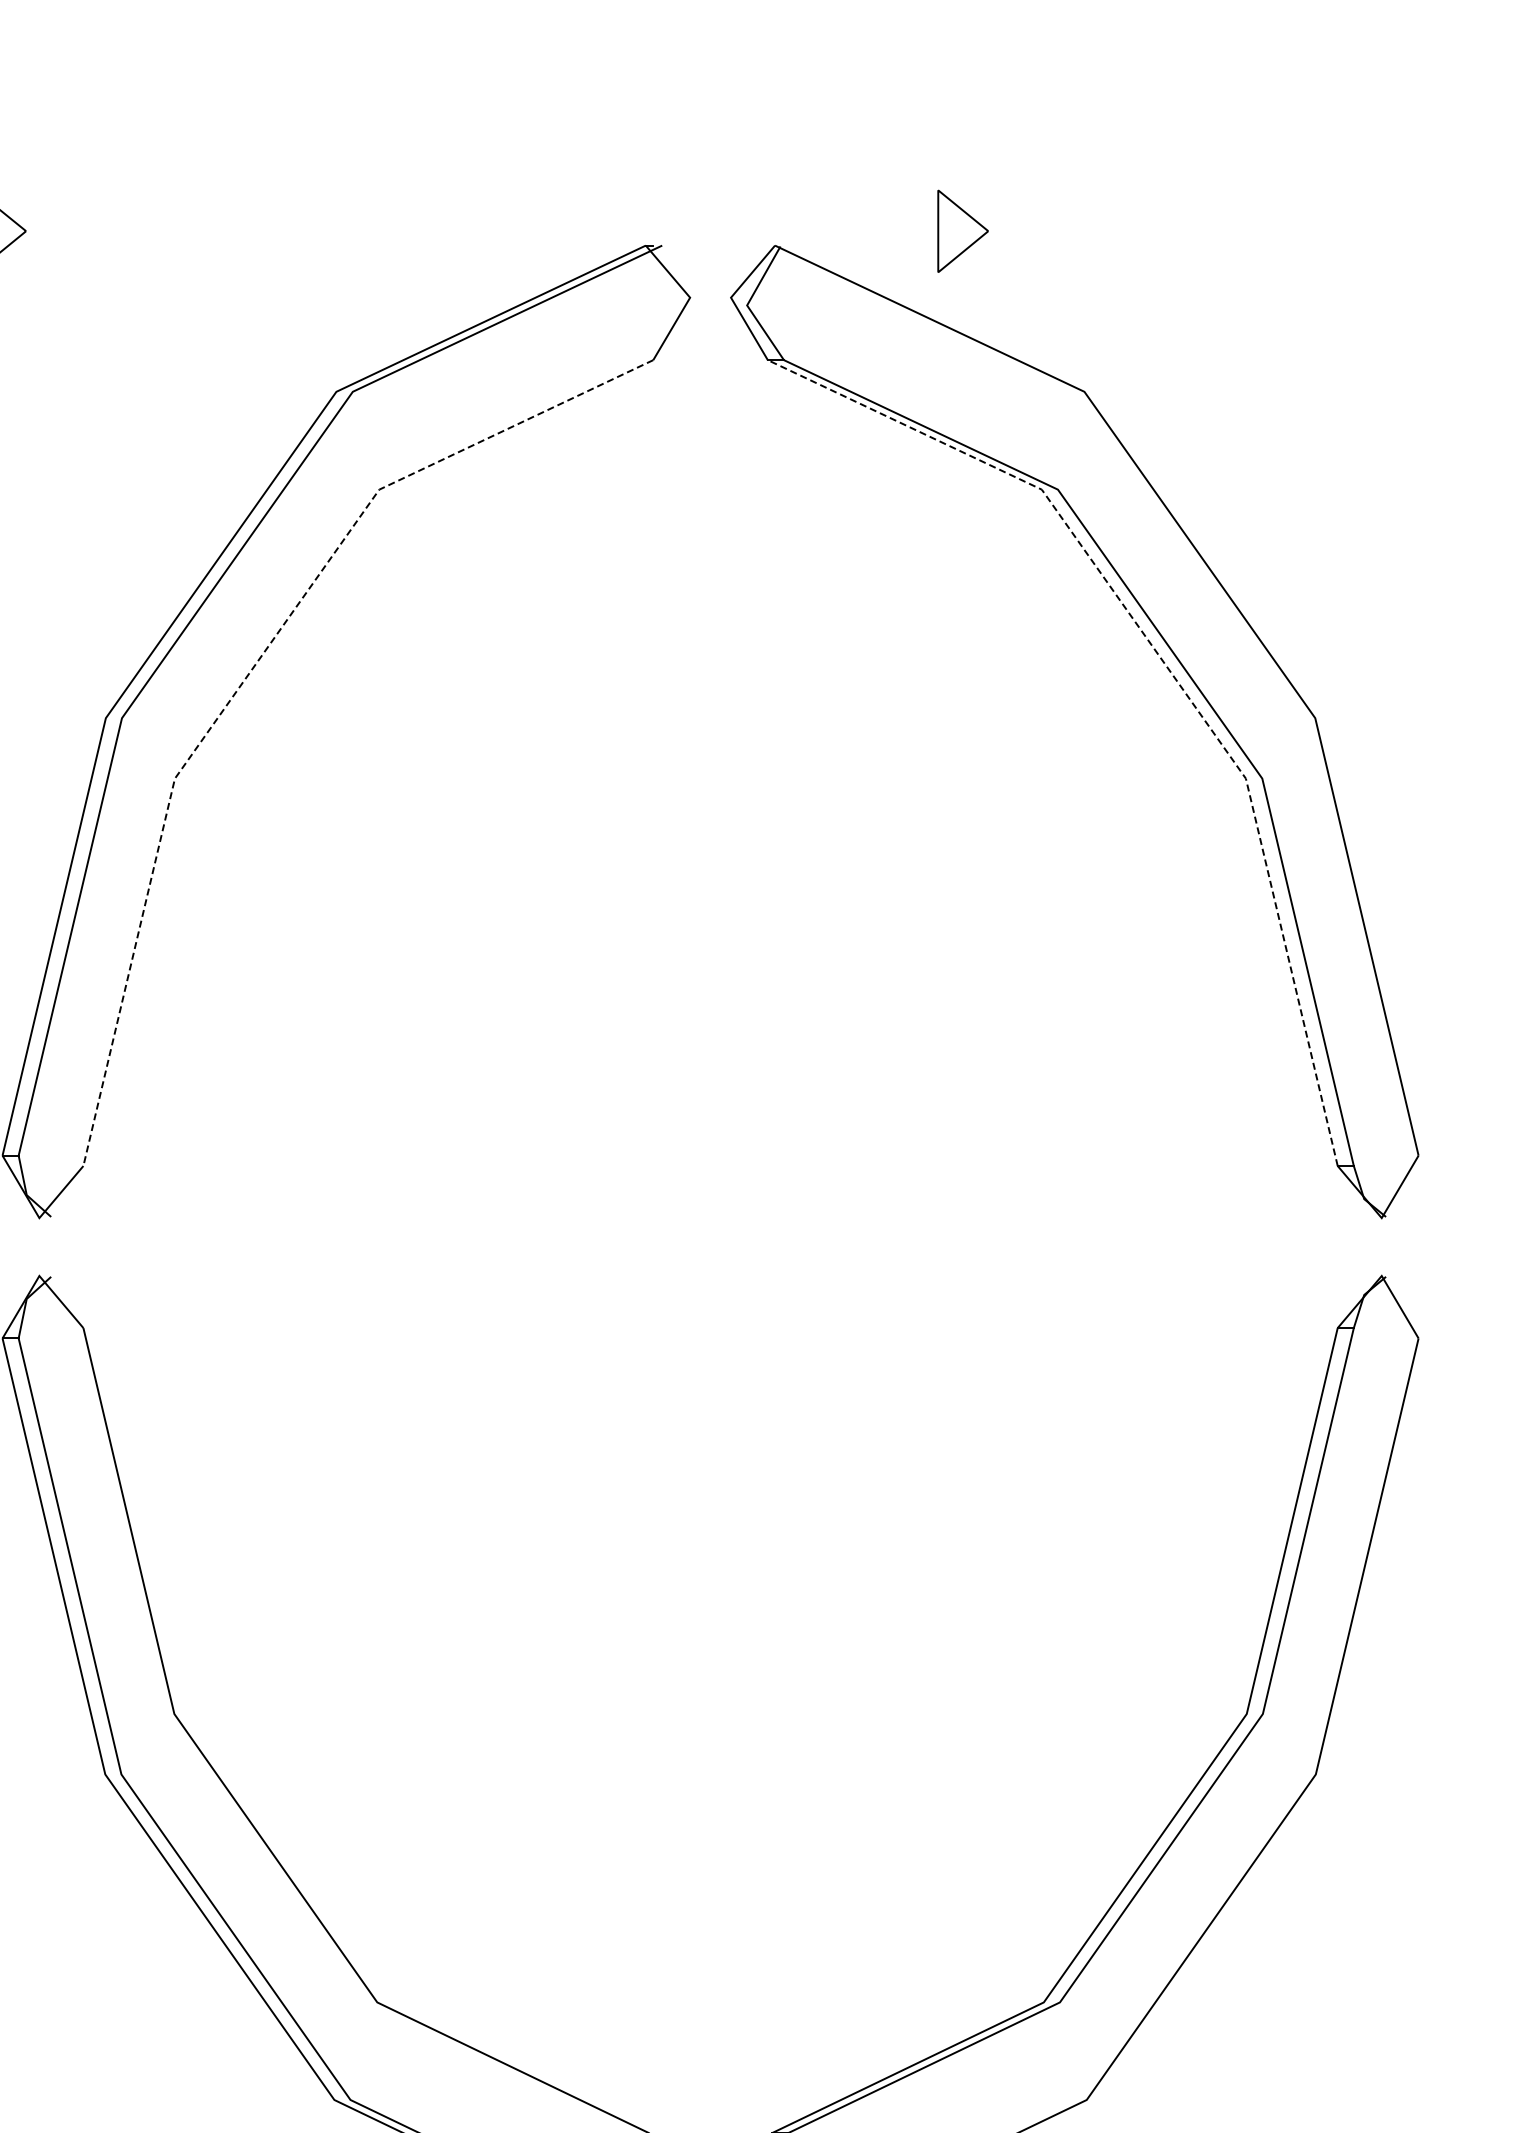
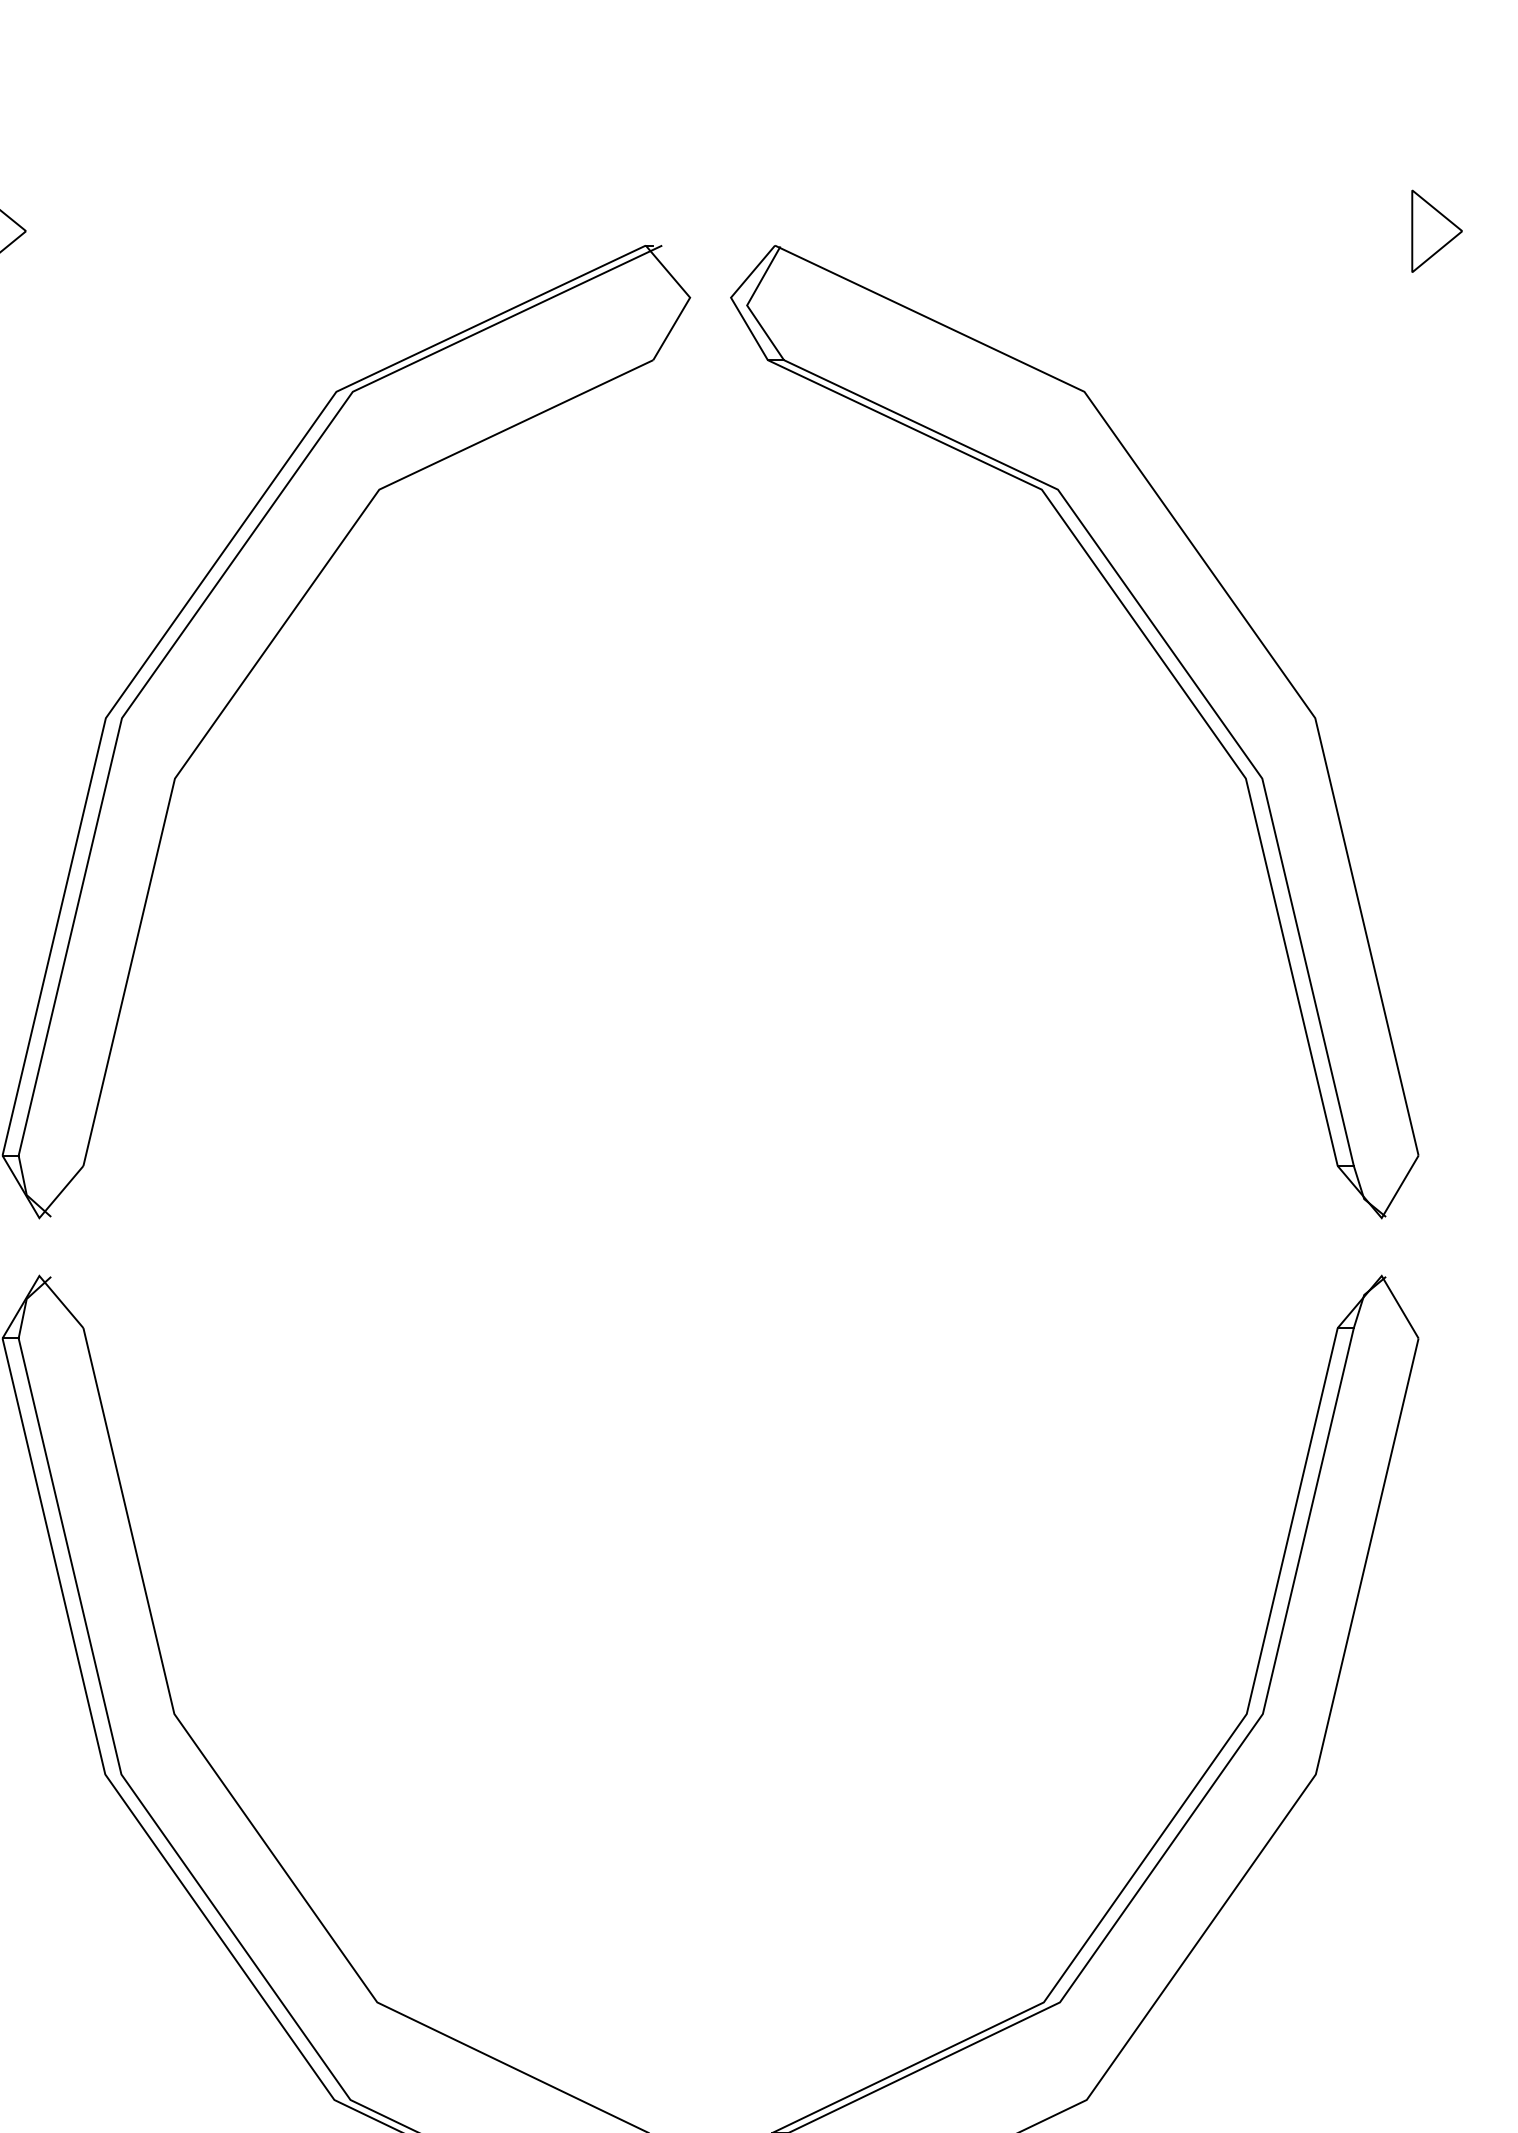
part position: (962, 230) -> (1436, 230) (1436, 230)
line: dashed -> solid (1170, 672)
line: dashed -> solid (249, 673)
